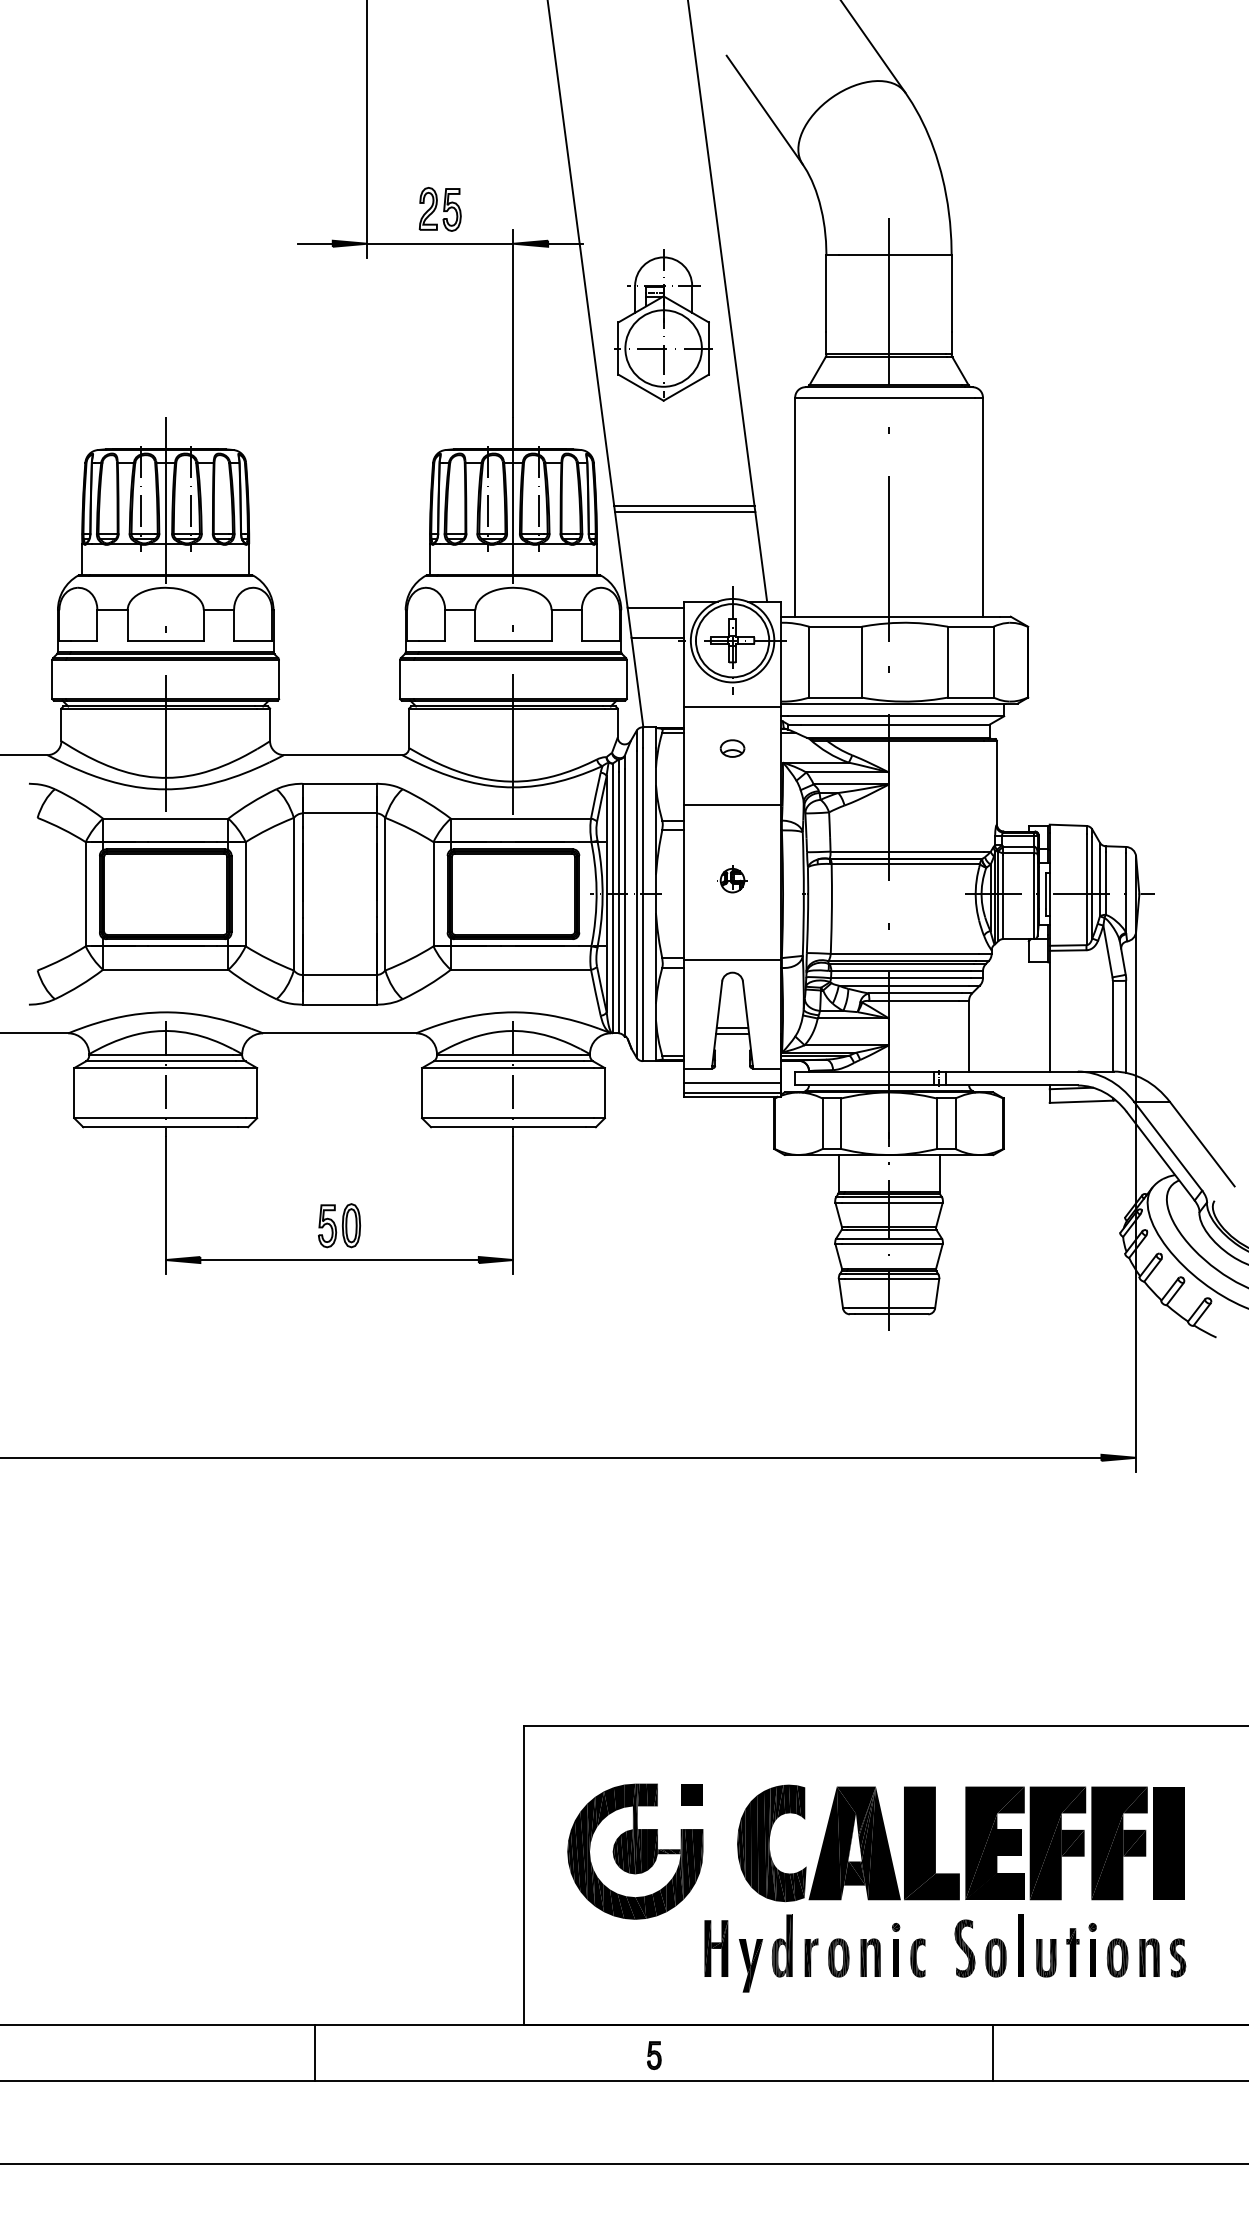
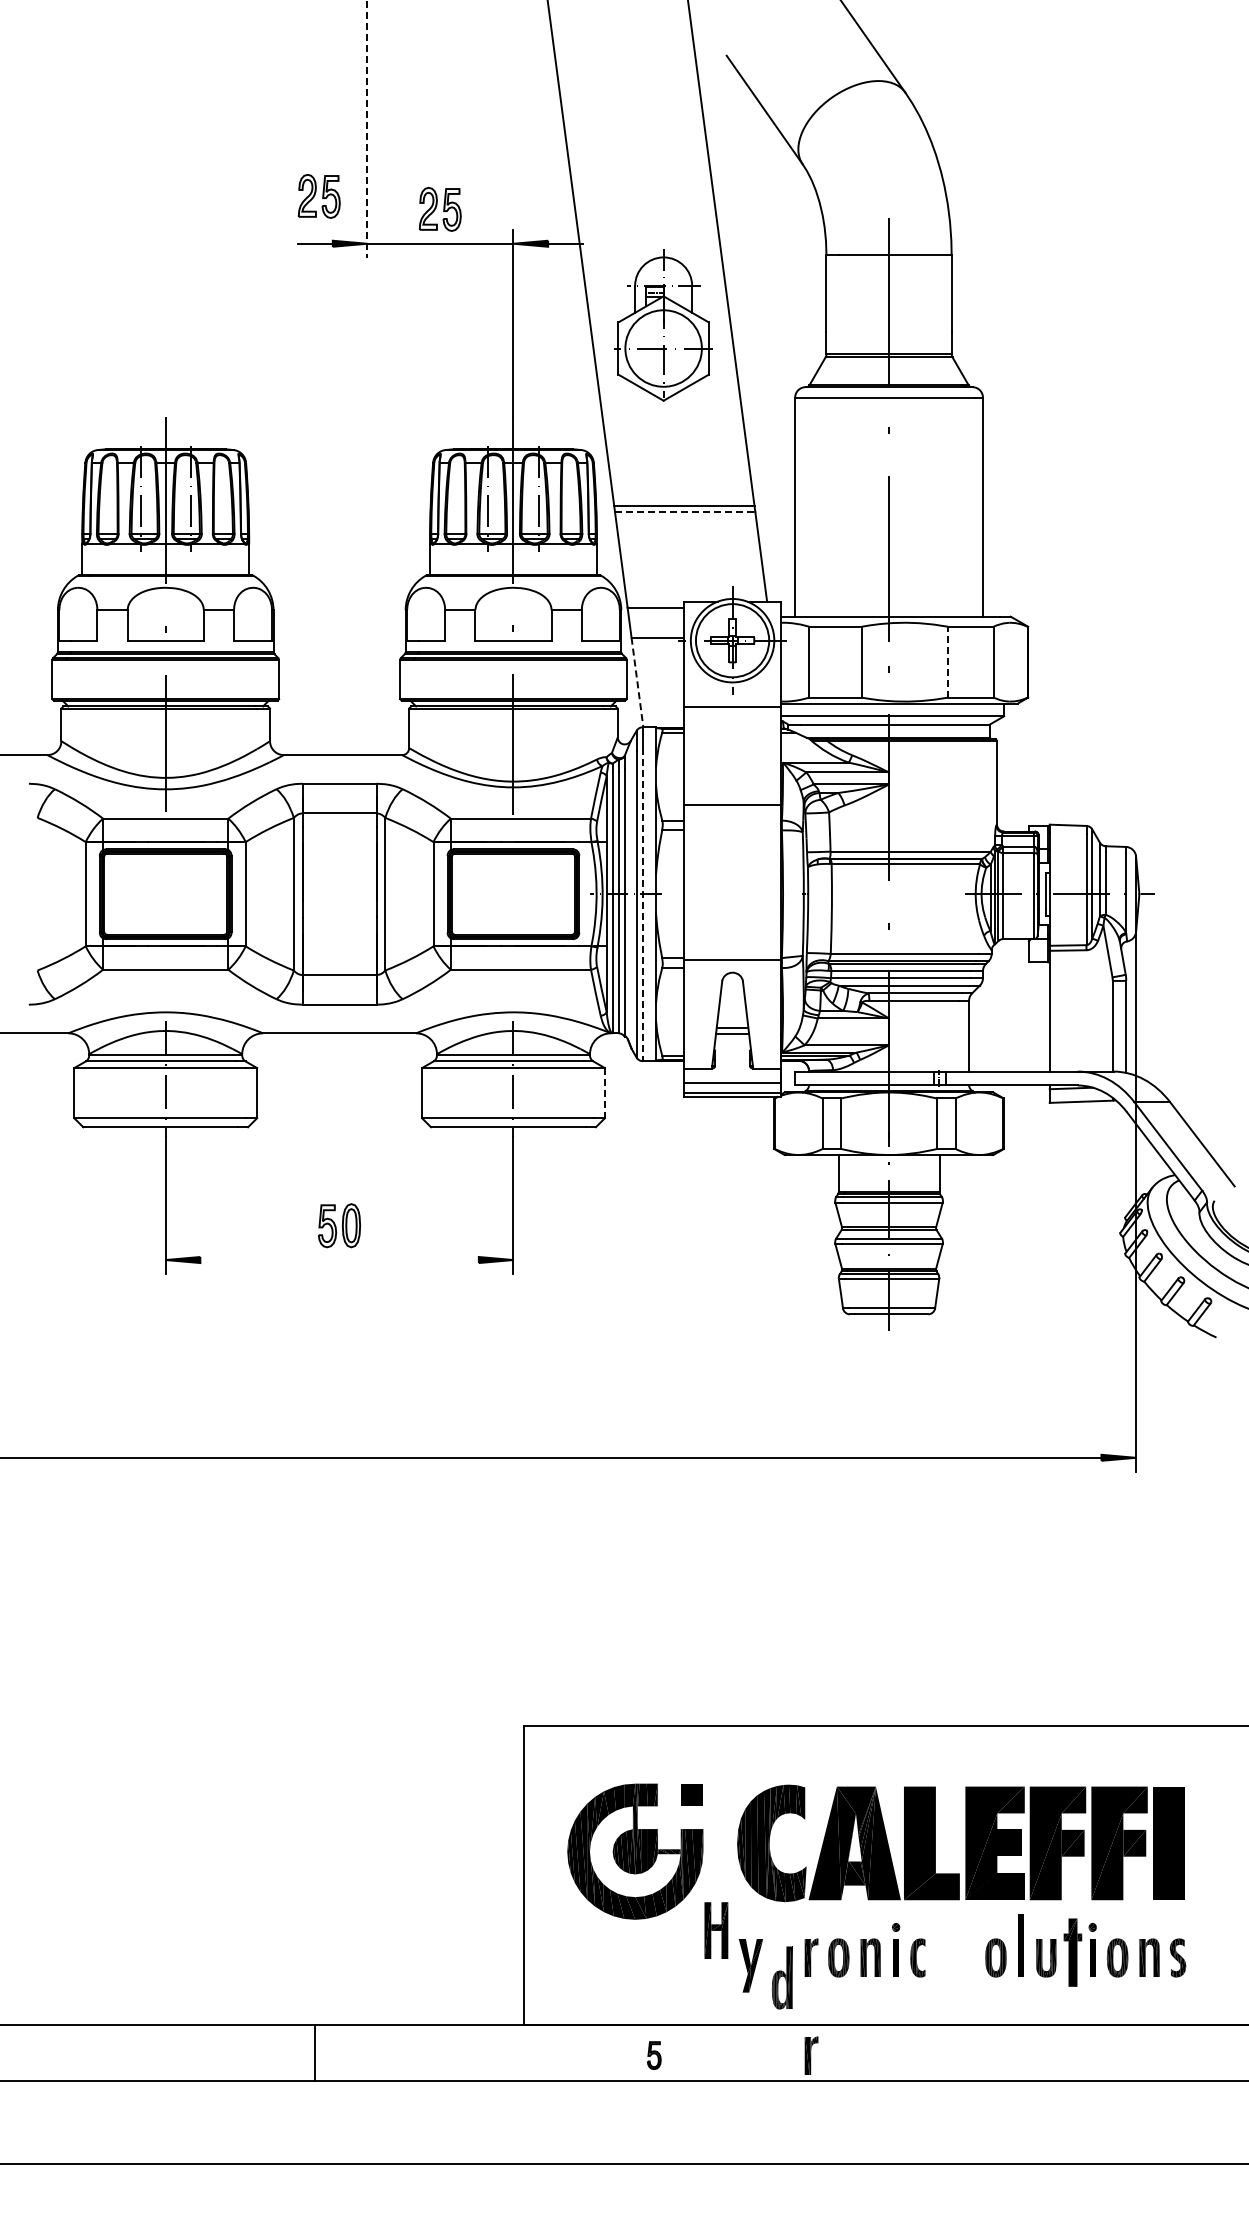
line: solid -> dashed (367, 128)
part: none -> present (318, 196)
line: solid -> dashed (685, 512)
line: solid -> dashed (948, 661)
line: solid -> dashed (637, 683)
part: present -> none (732, 748)
part: present -> none (732, 879)
line: solid -> dashed (642, 904)
line: solid -> dashed (604, 1093)
line: present -> none (339, 1260)
part position: (781, 1945) -> (781, 1977) (781, 1977)
part position: (716, 1948) -> (716, 1930) (716, 1930)
part: present -> none (964, 1948)
part size: 14x49 px -> 20x69 px (1072, 1952)
line: present -> none (993, 2052)
part: none -> present (811, 2055)
